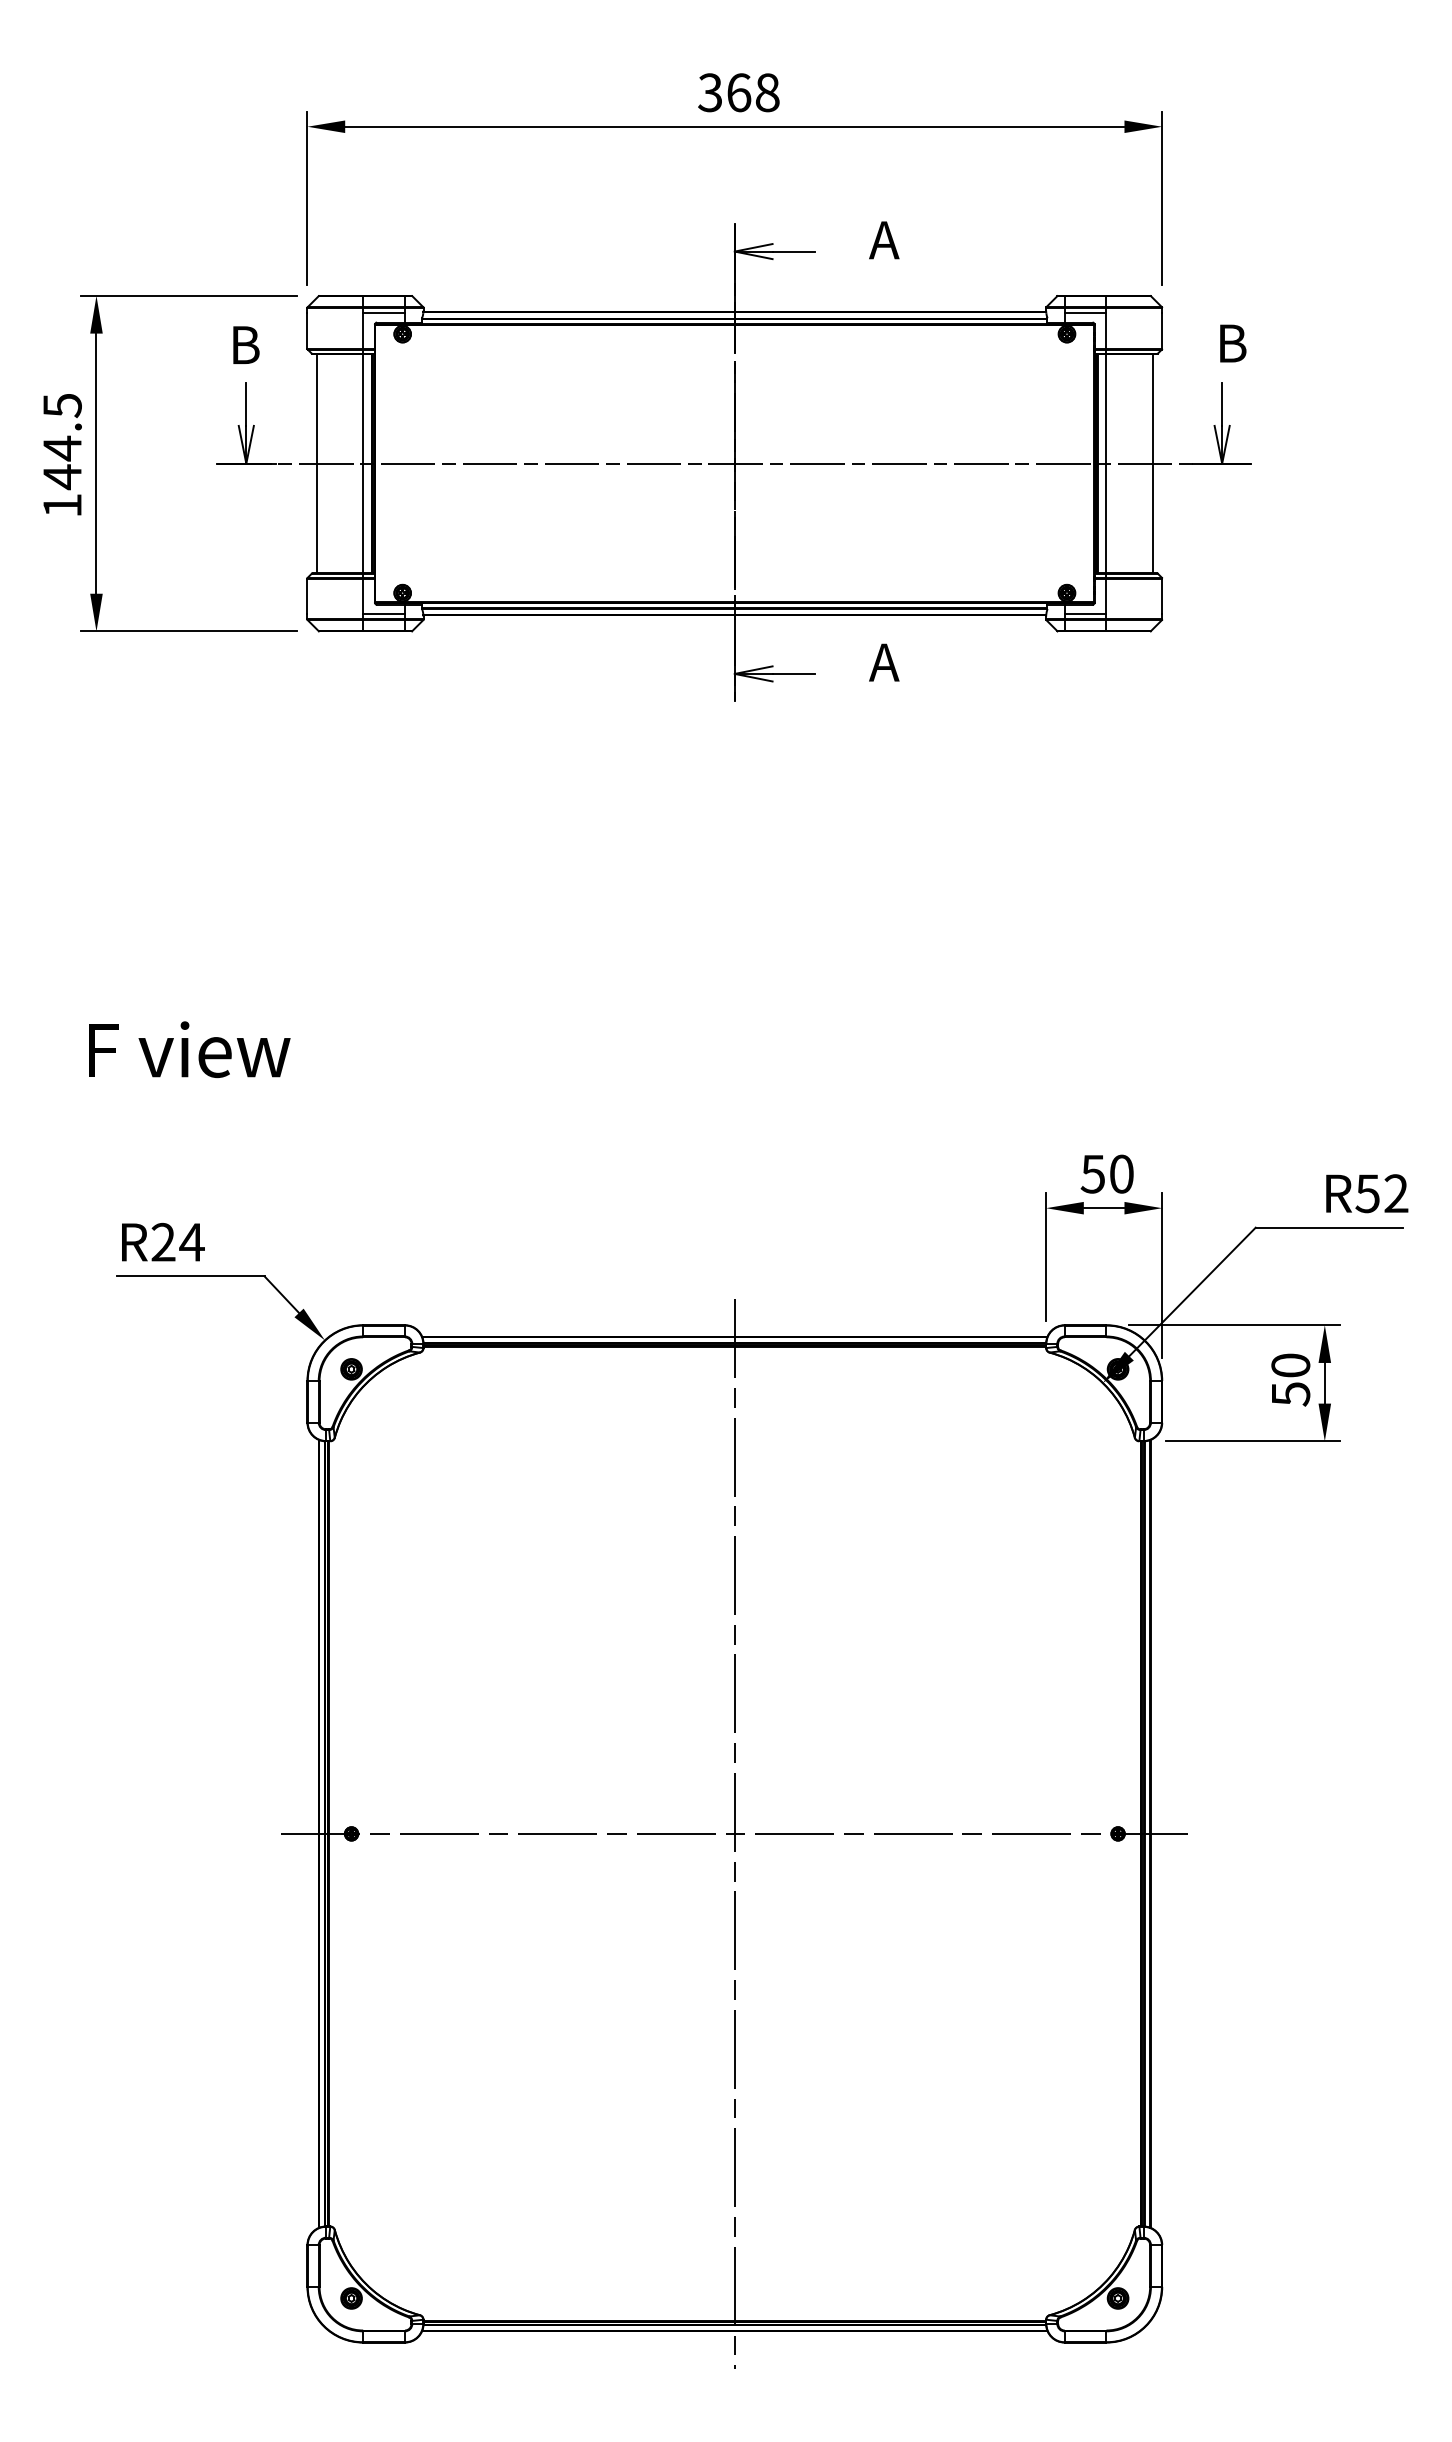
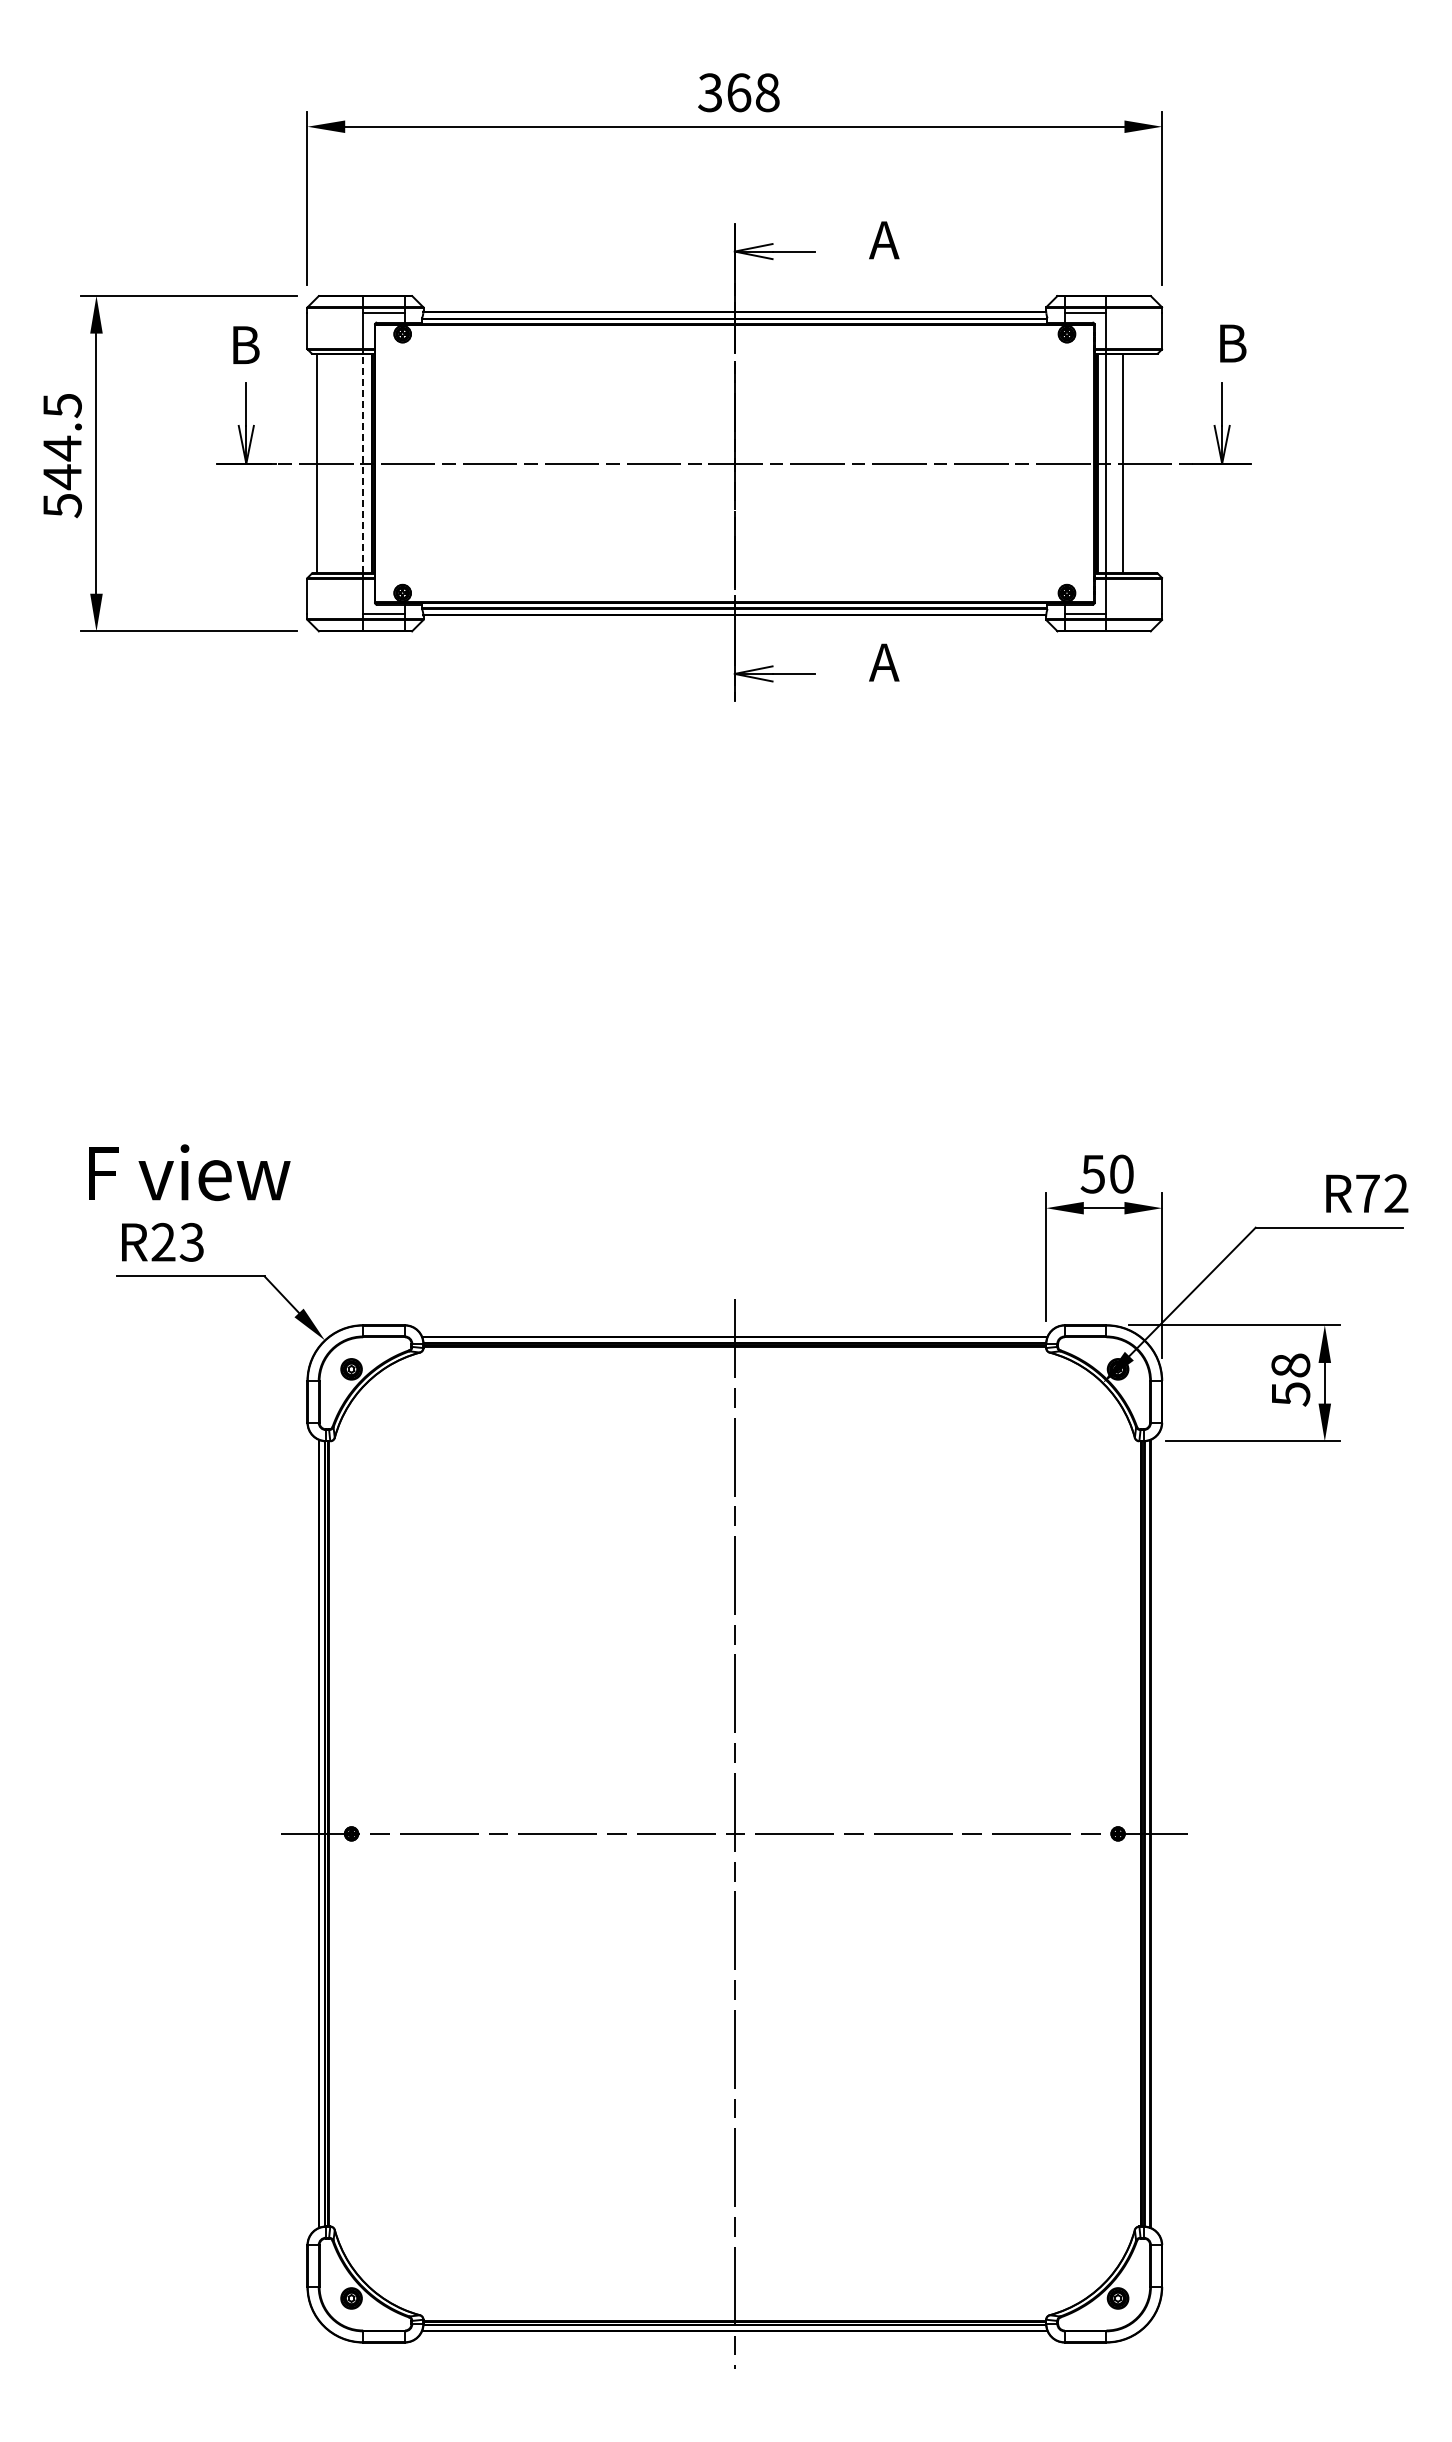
line: solid -> dashed (363, 463)
line position: (1152, 463) -> (1122, 463) (1122, 463)
text: 144.5 -> 544.5 (62, 506)
text position: (189, 1049) -> (189, 1172) (189, 1172)
text: R52 -> R72 (1367, 1193)
text: R24 -> R23 (191, 1241)
text: 50 -> 58 (1290, 1365)
